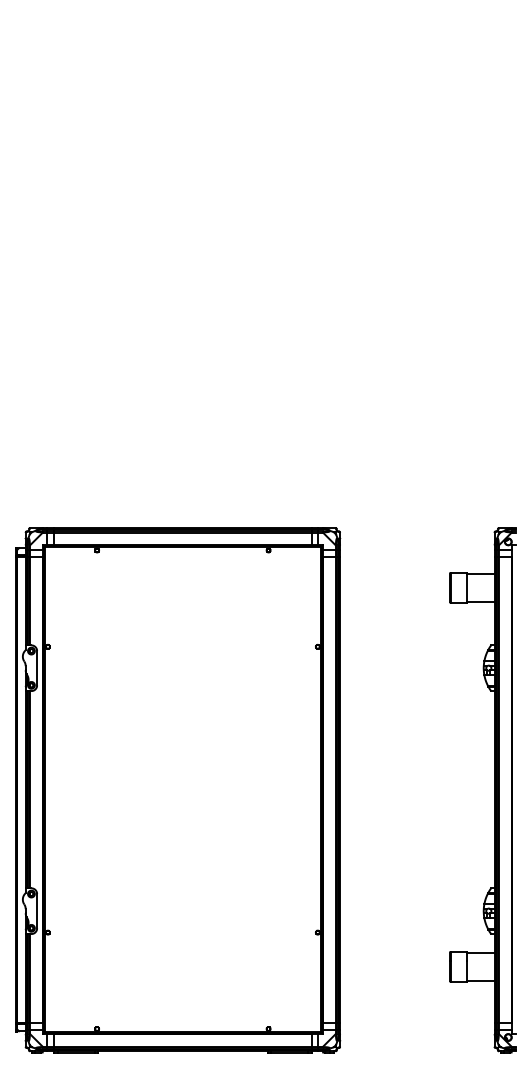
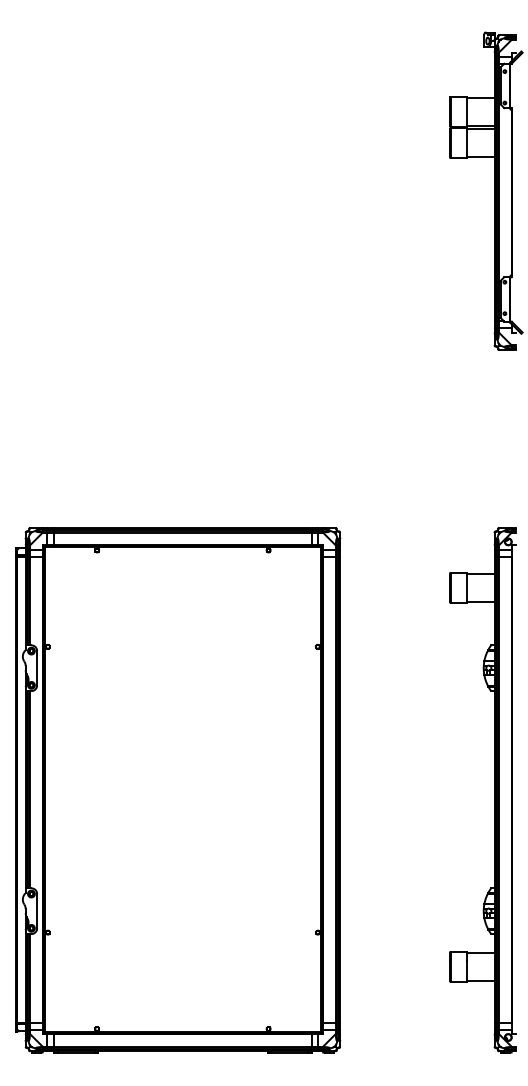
part: none -> present (494, 190)
